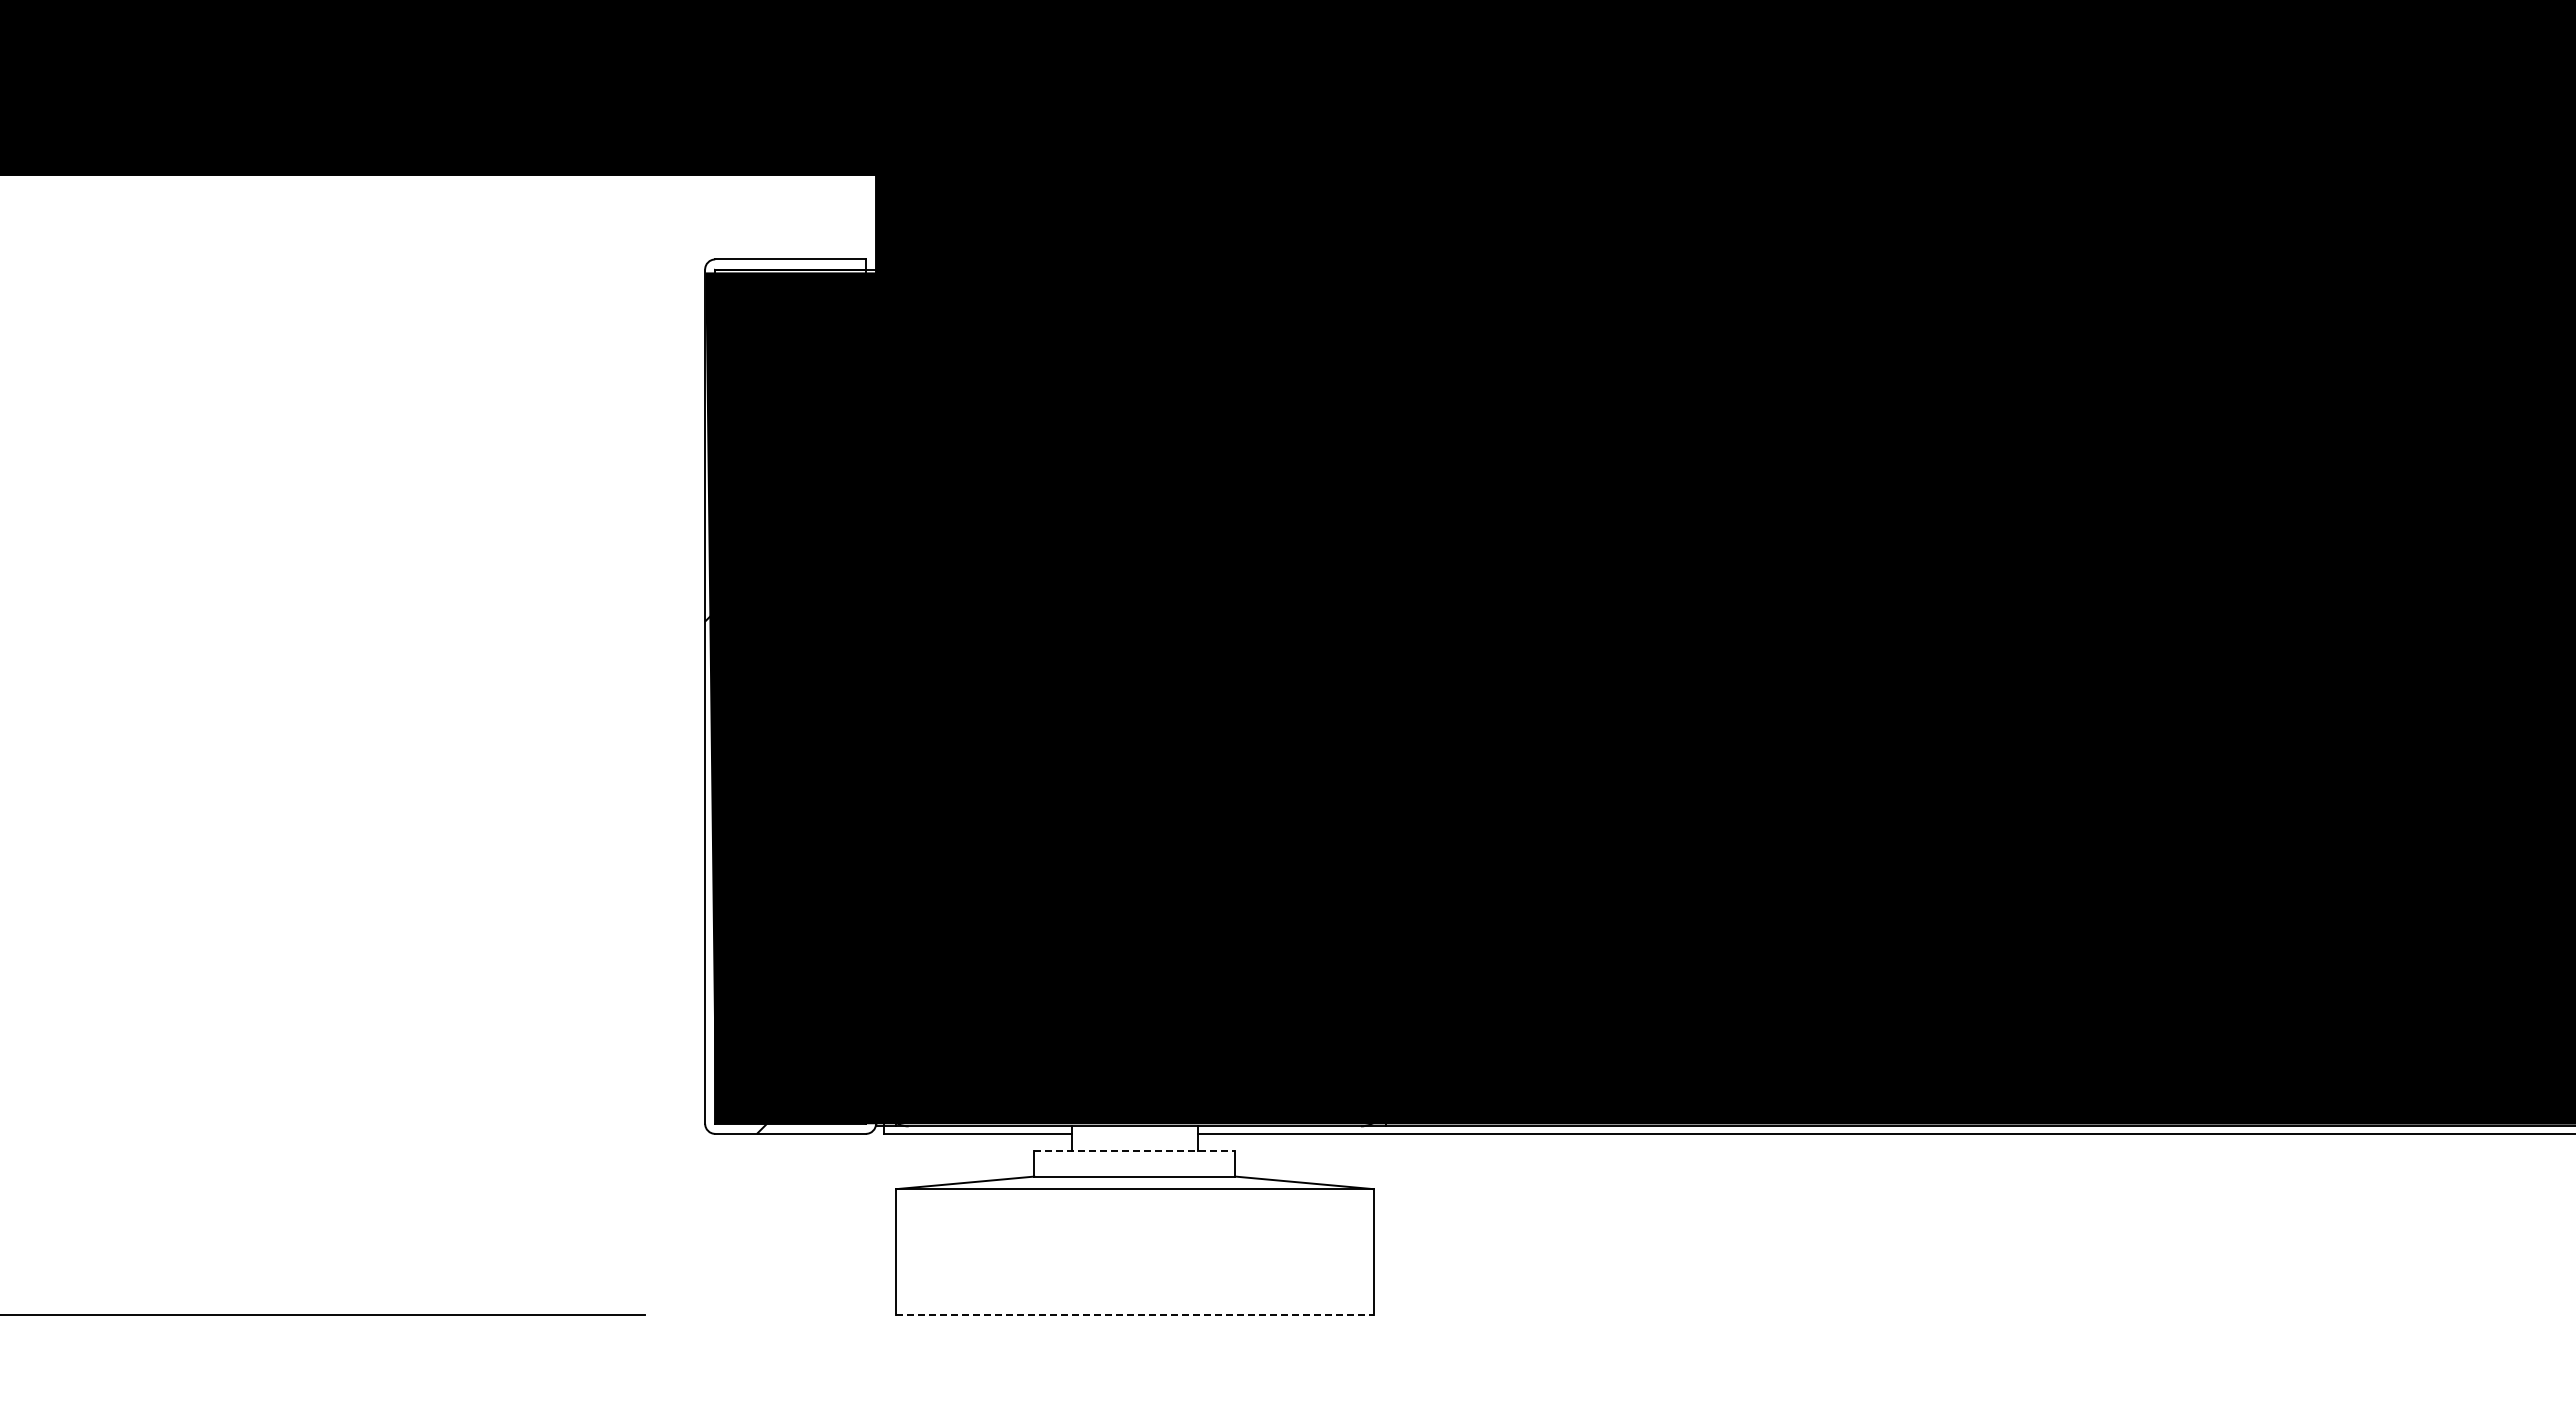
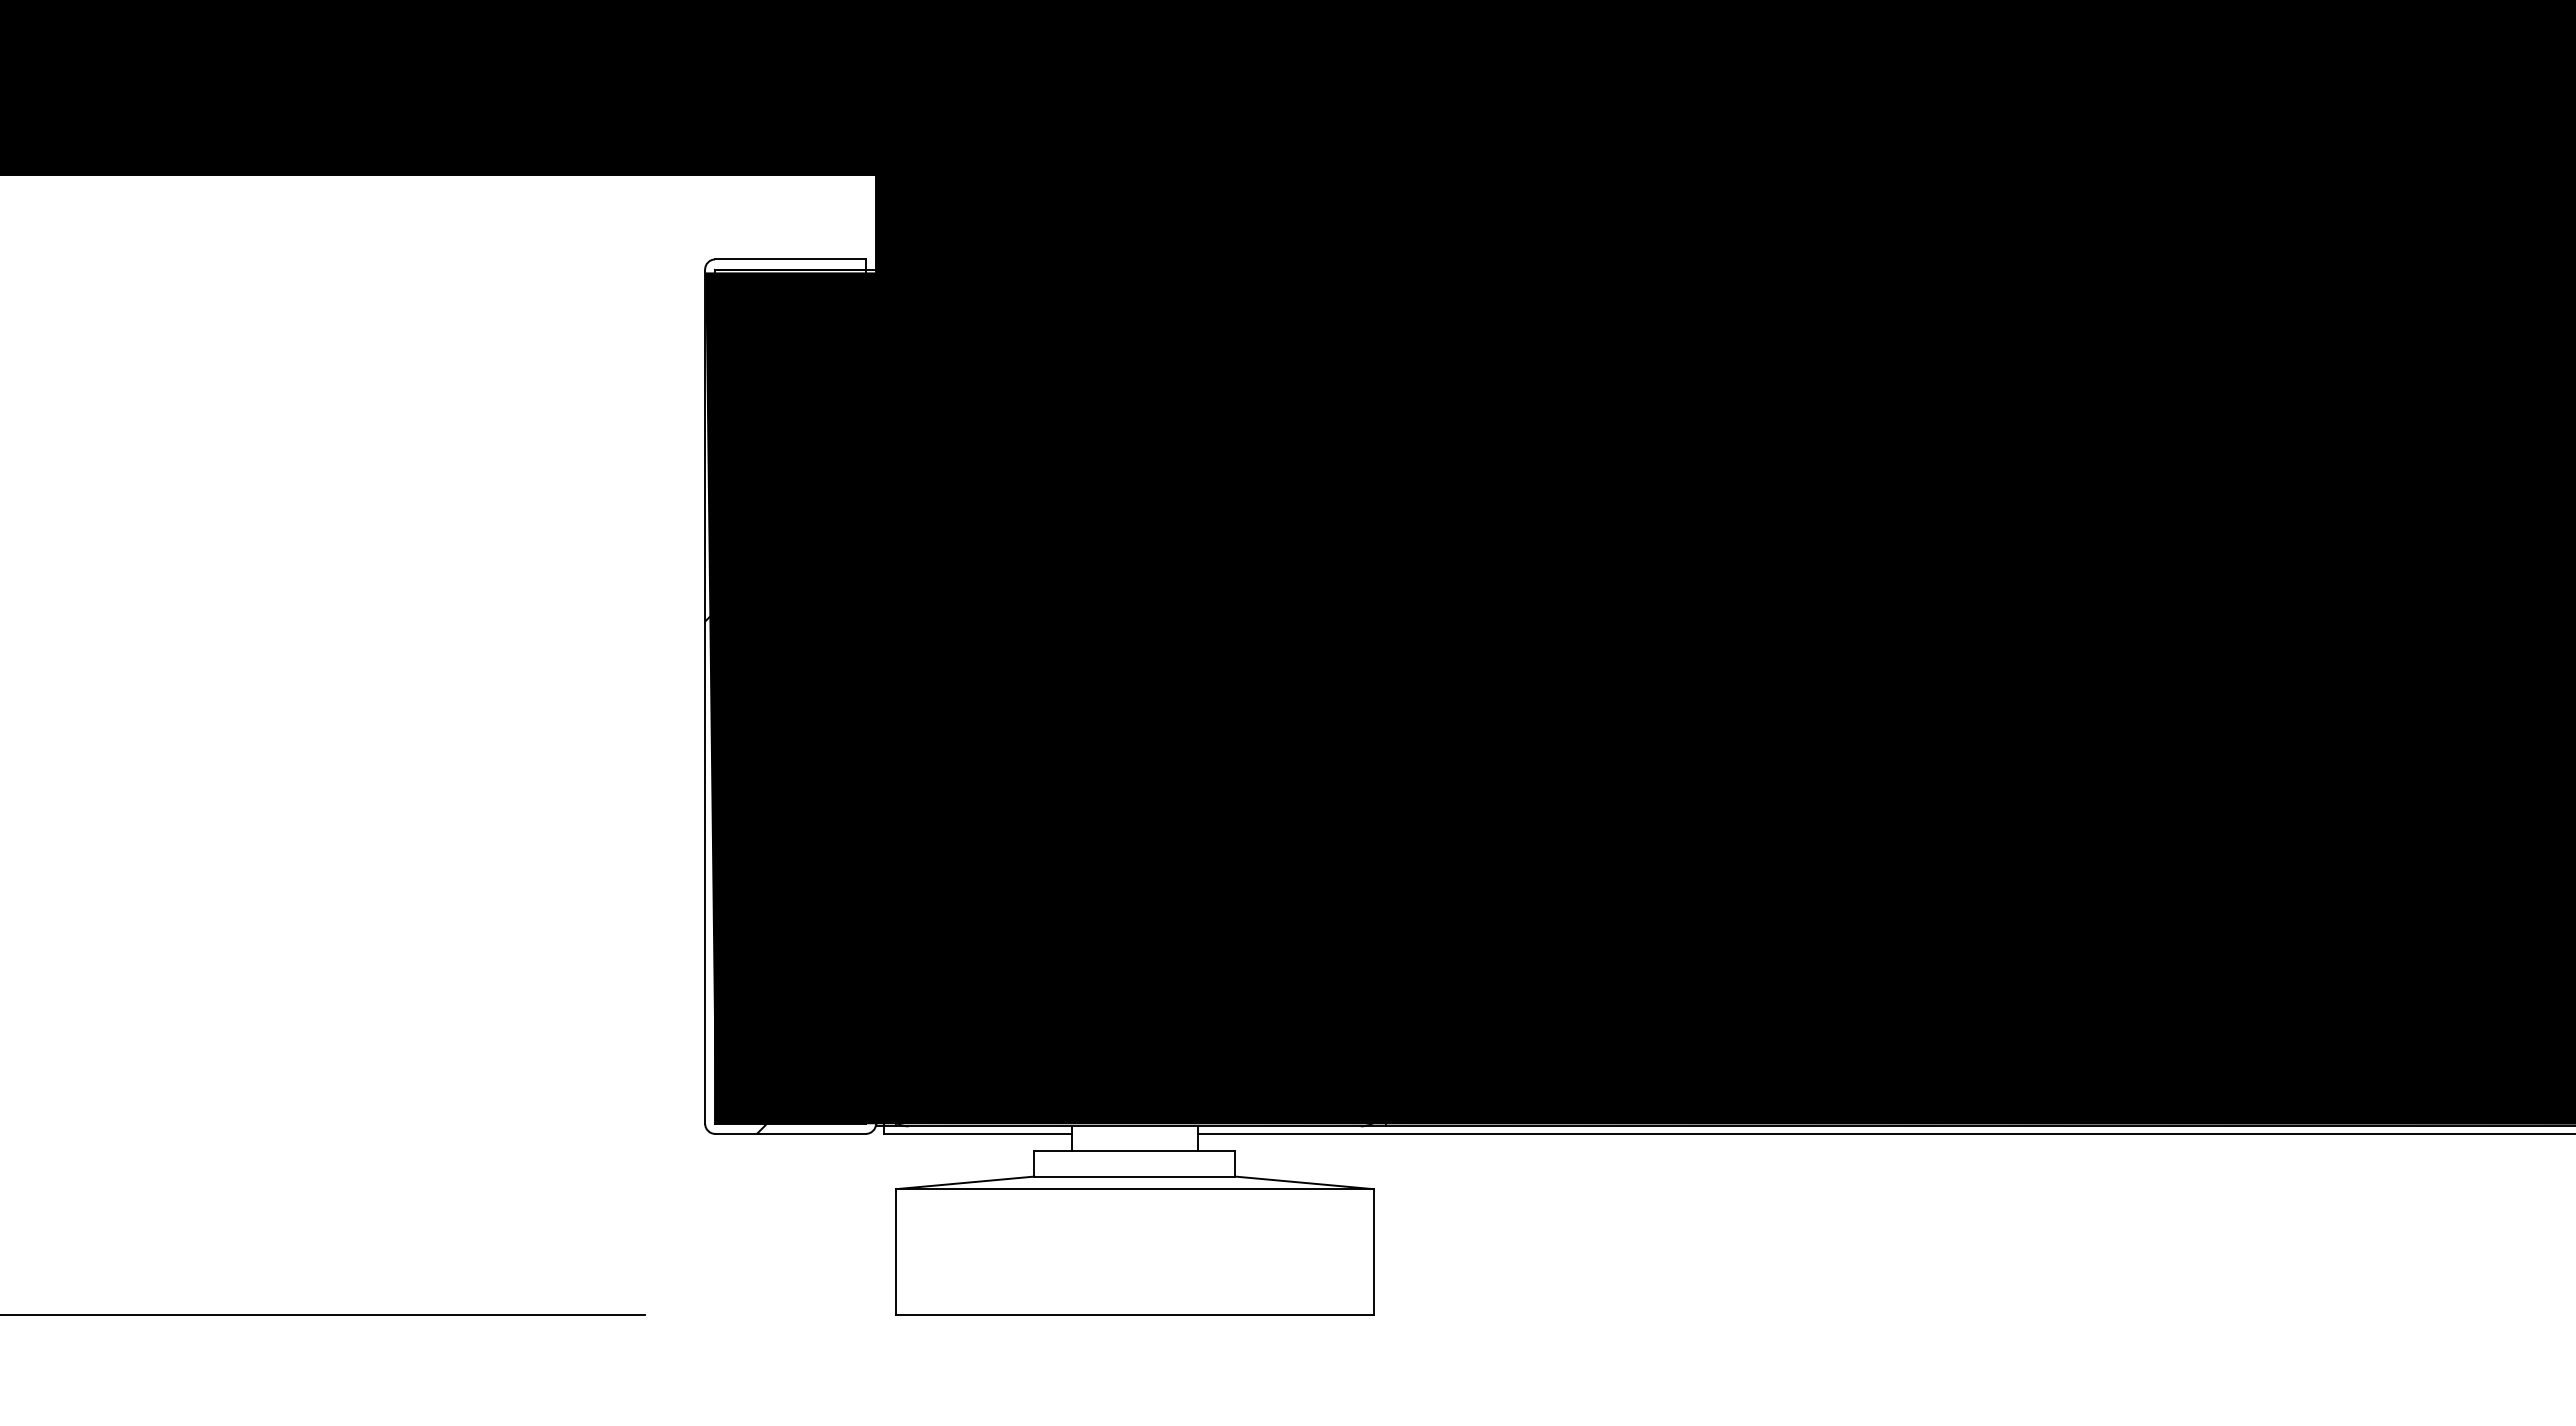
line: dashed -> solid (1134, 1151)
line: dashed -> solid (1134, 1314)
